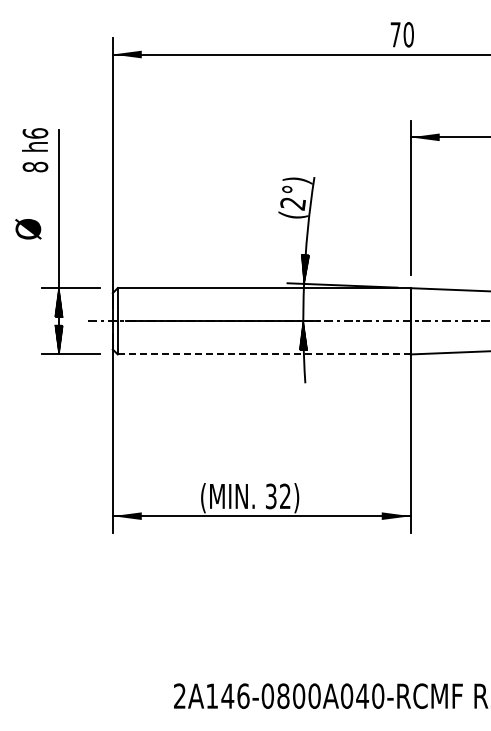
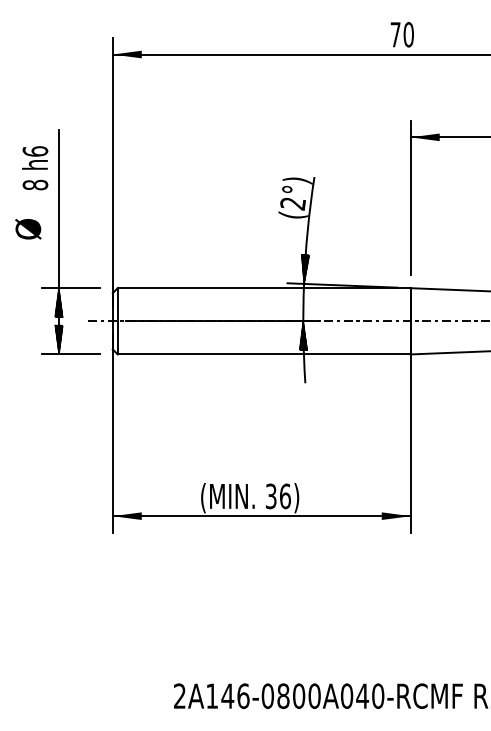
text position: (35, 150) -> (35, 168) (35, 168)
line: dashed -> solid (264, 354)
text: 32) -> 36) (285, 496)
